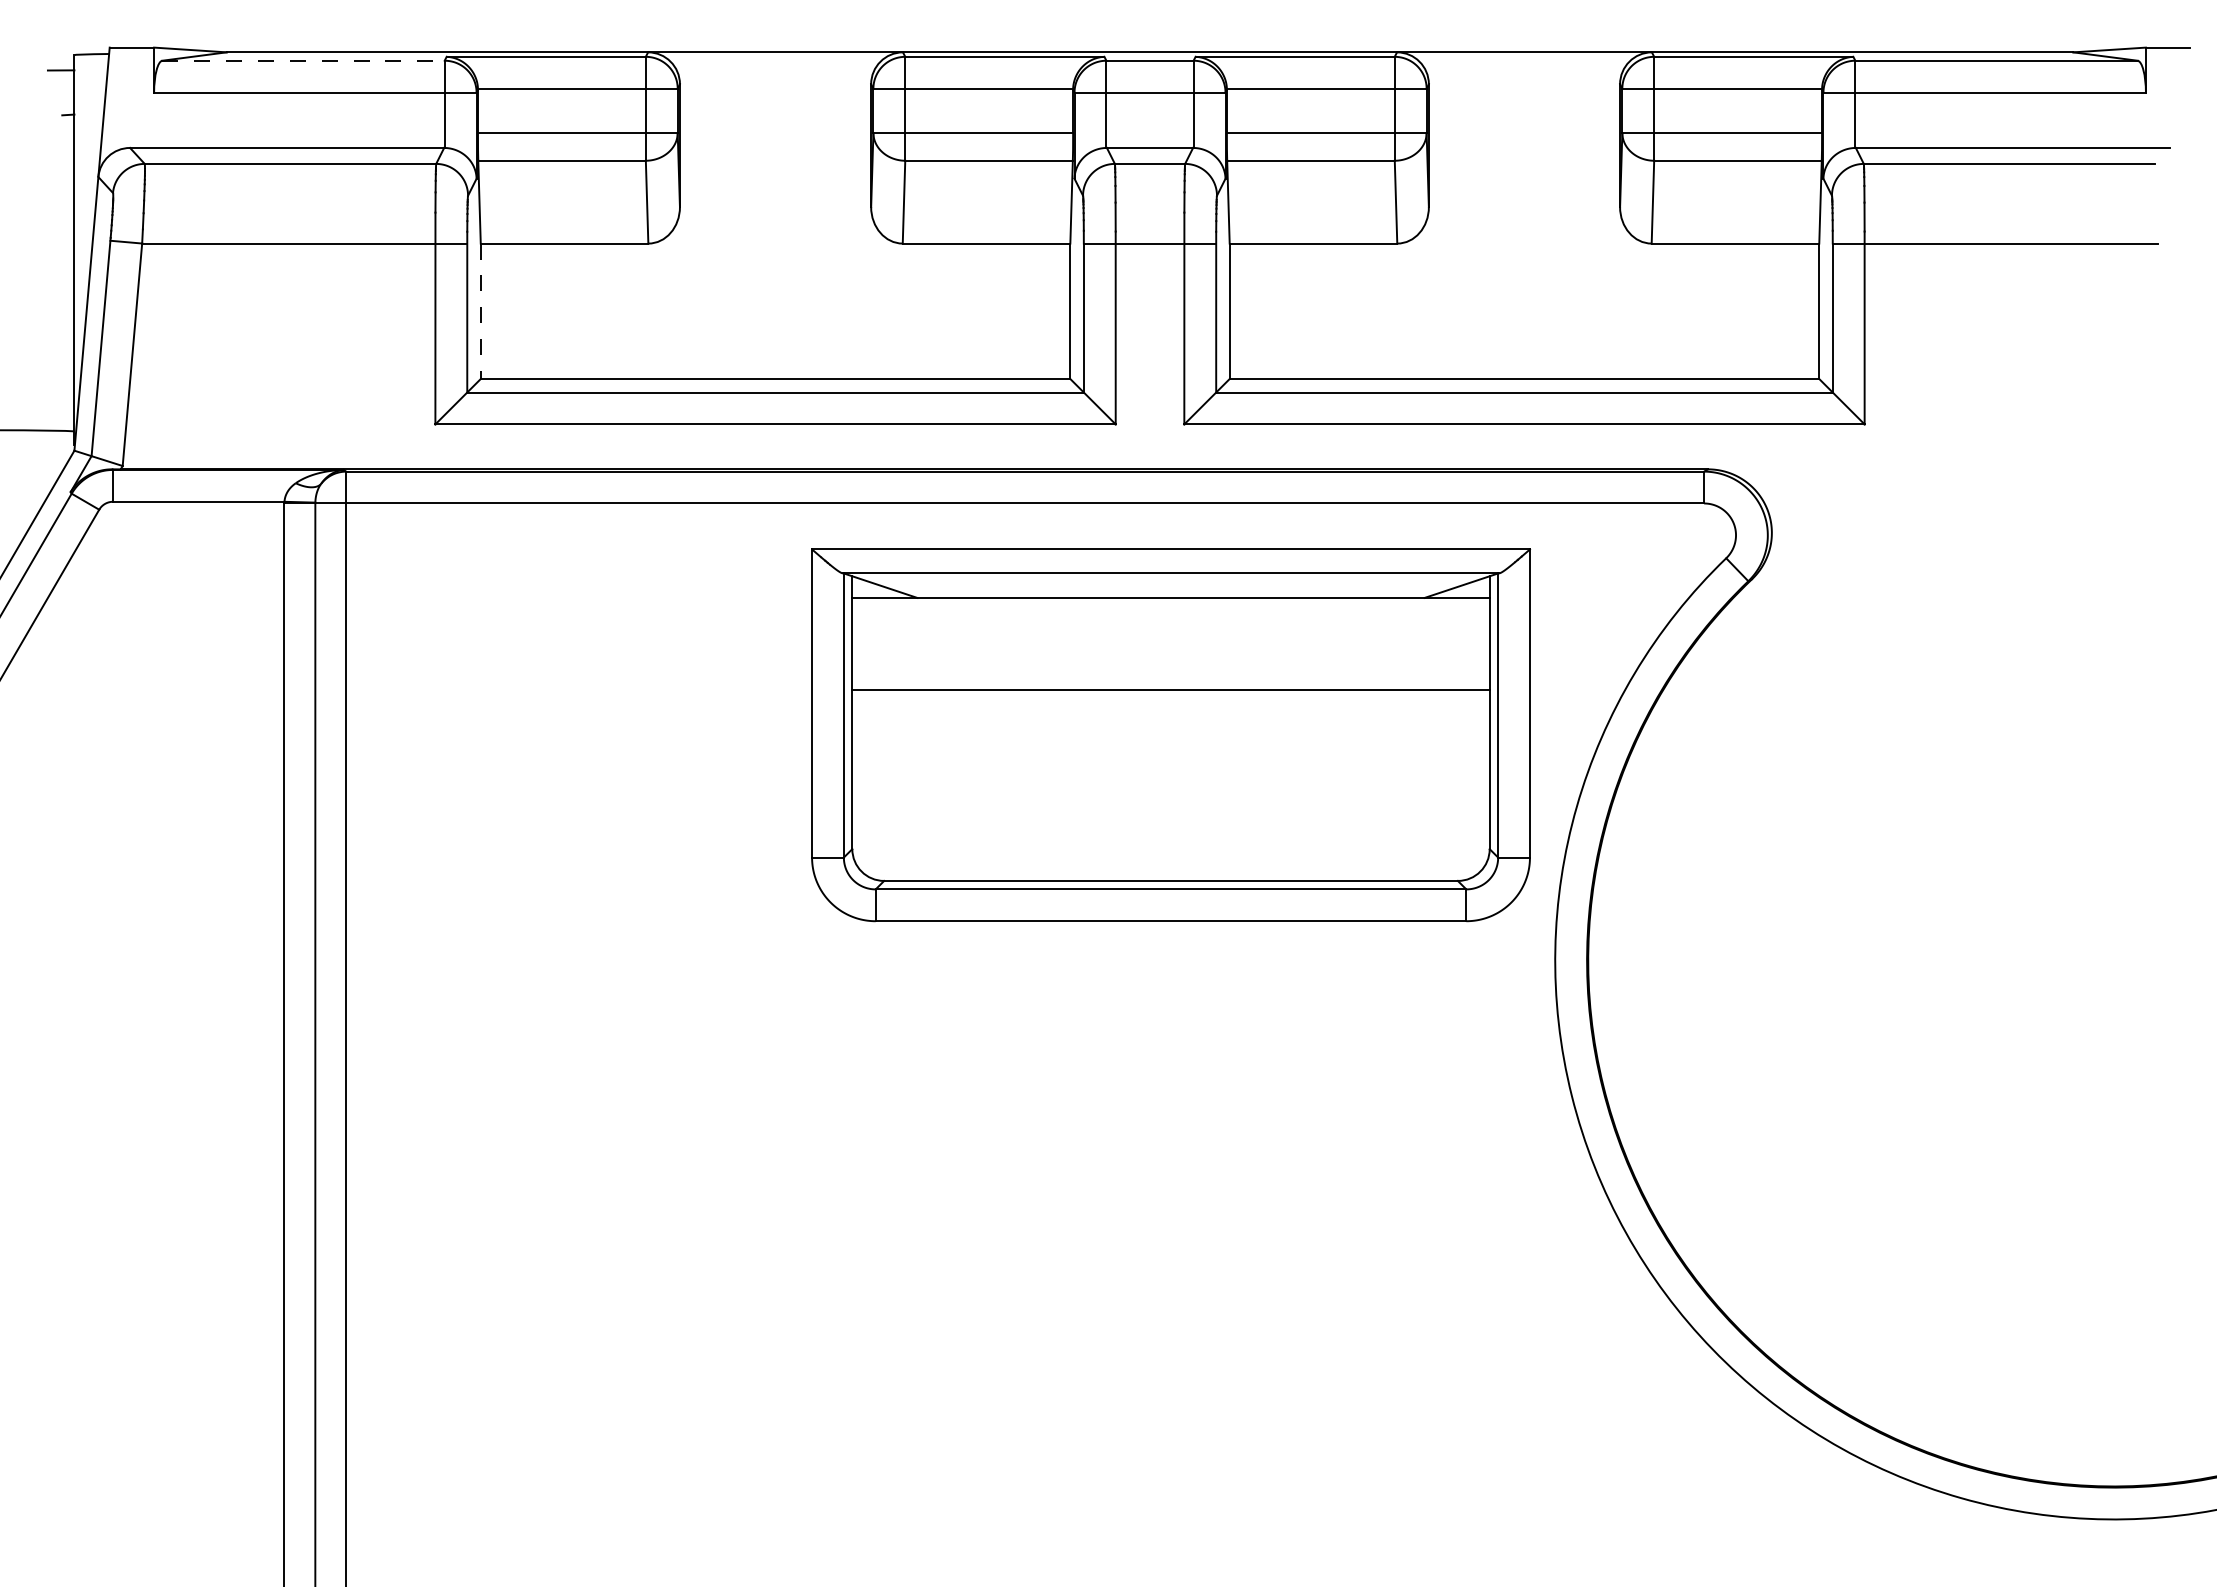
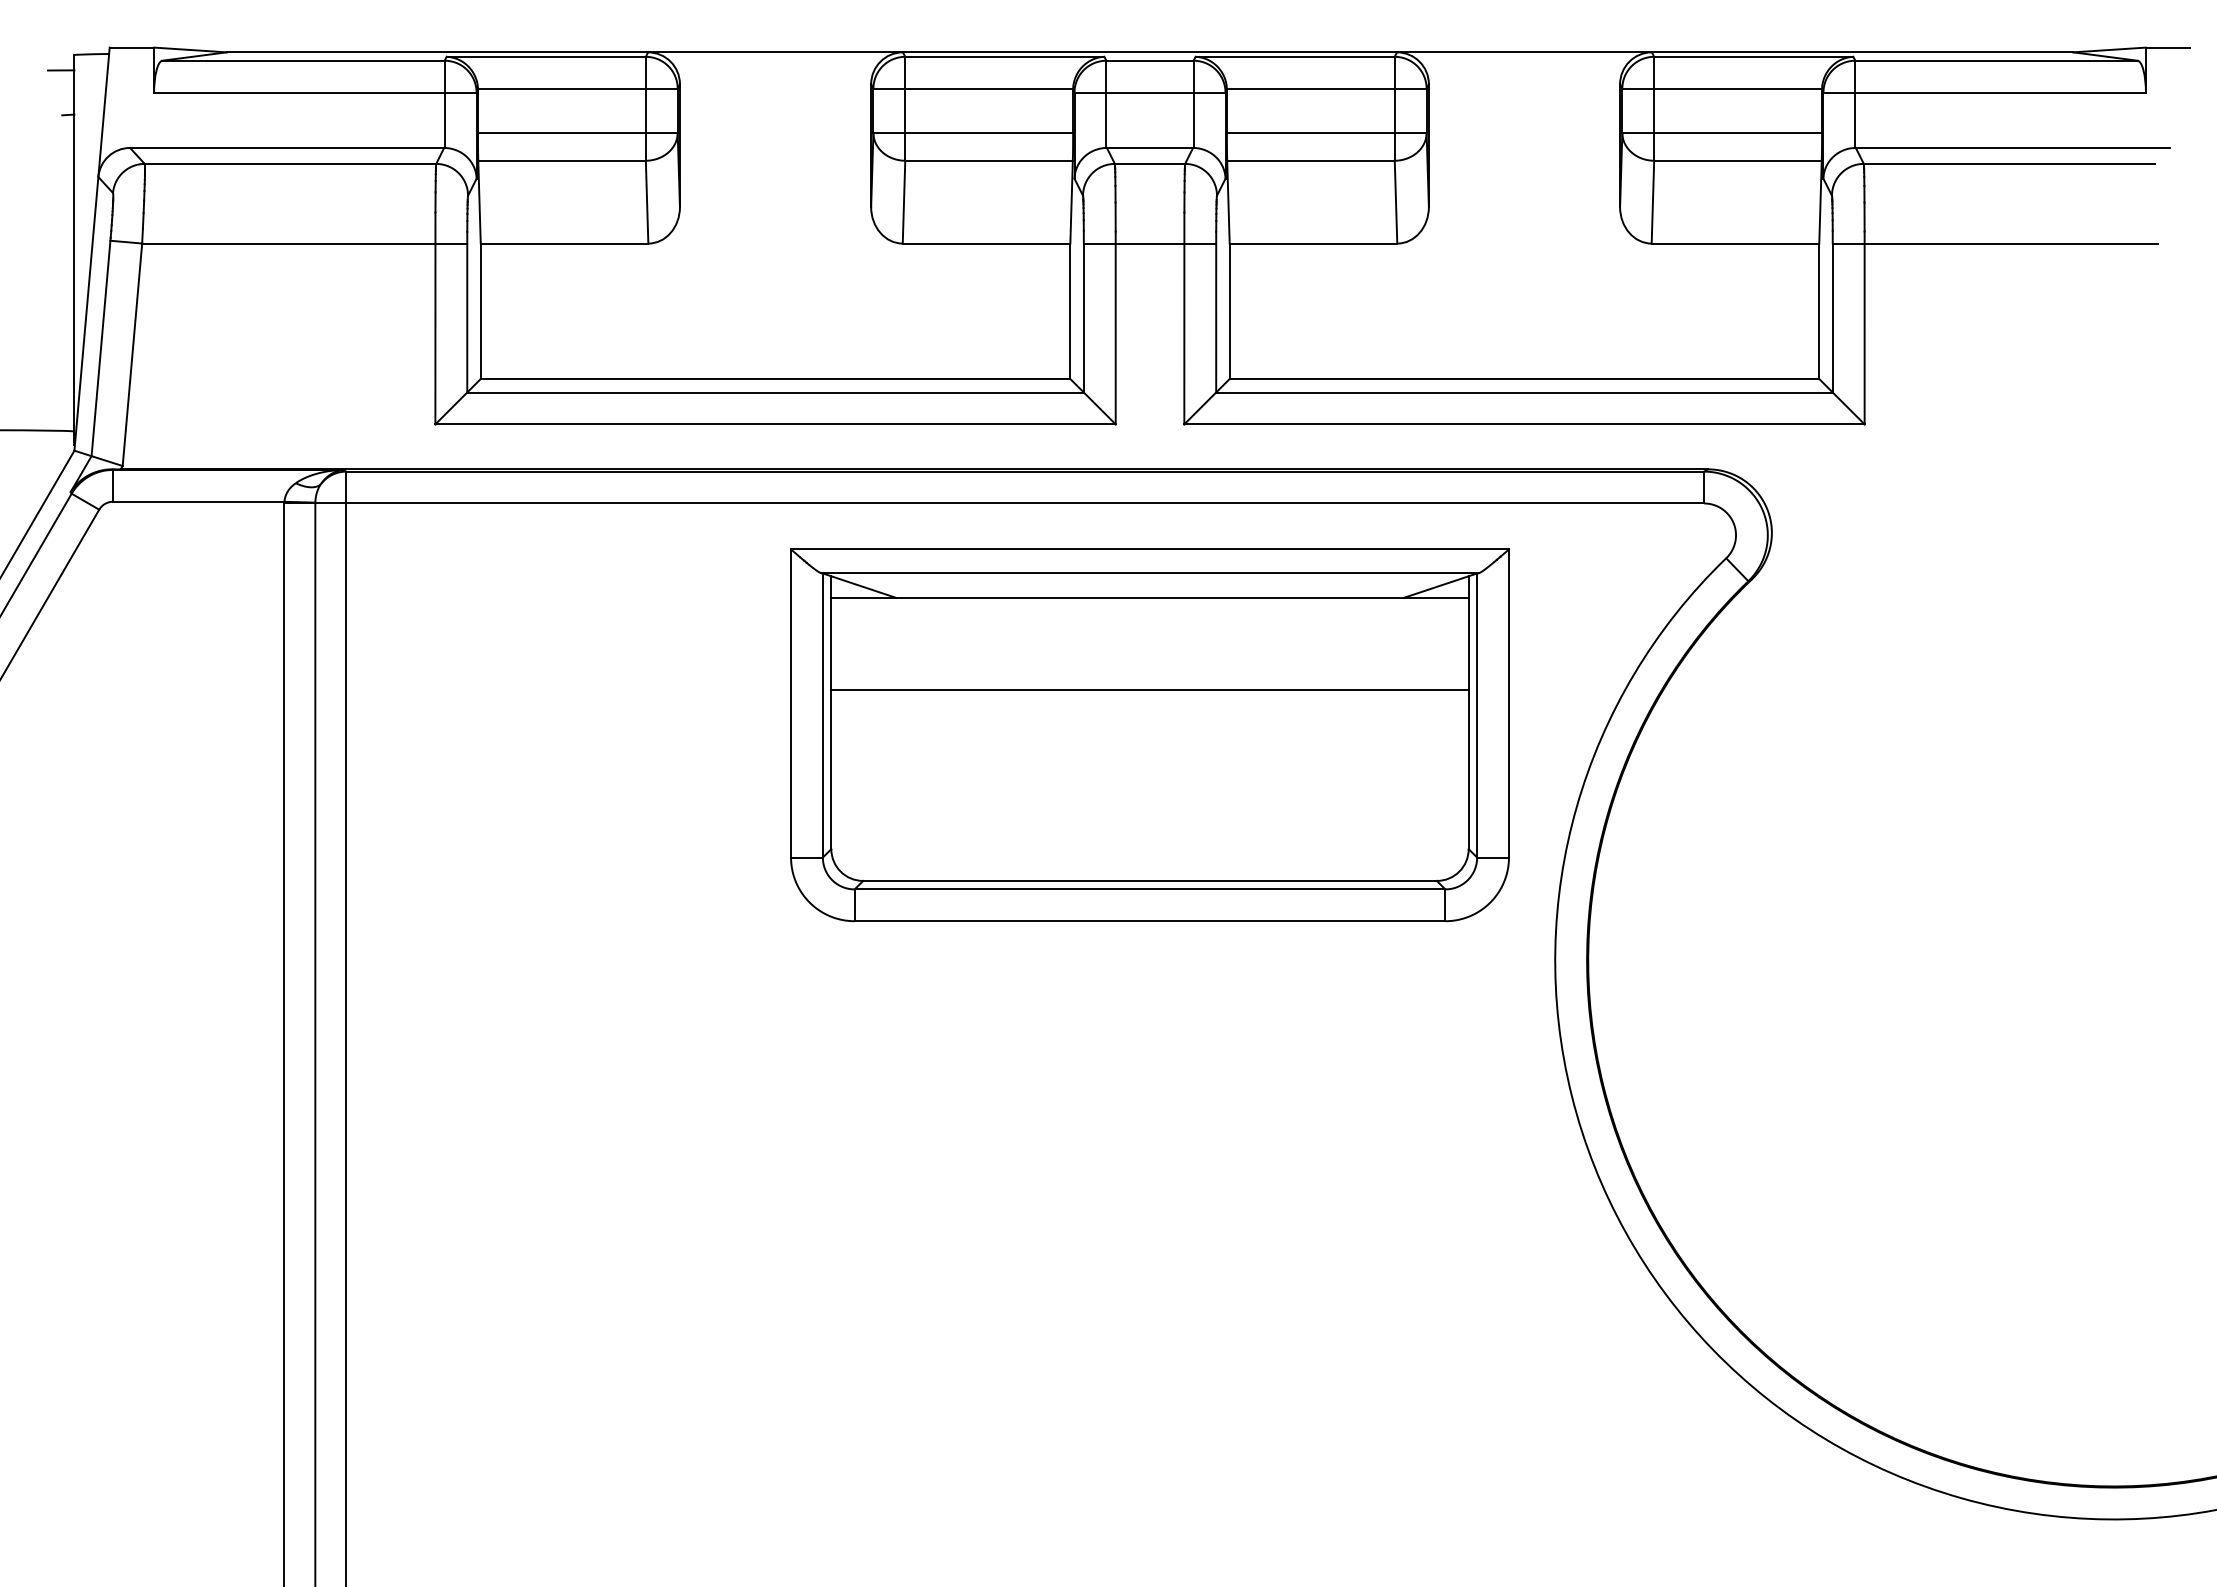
line: dashed -> solid (304, 60)
line: dashed -> solid (480, 311)
part position: (1170, 735) -> (1149, 735) (1149, 735)
